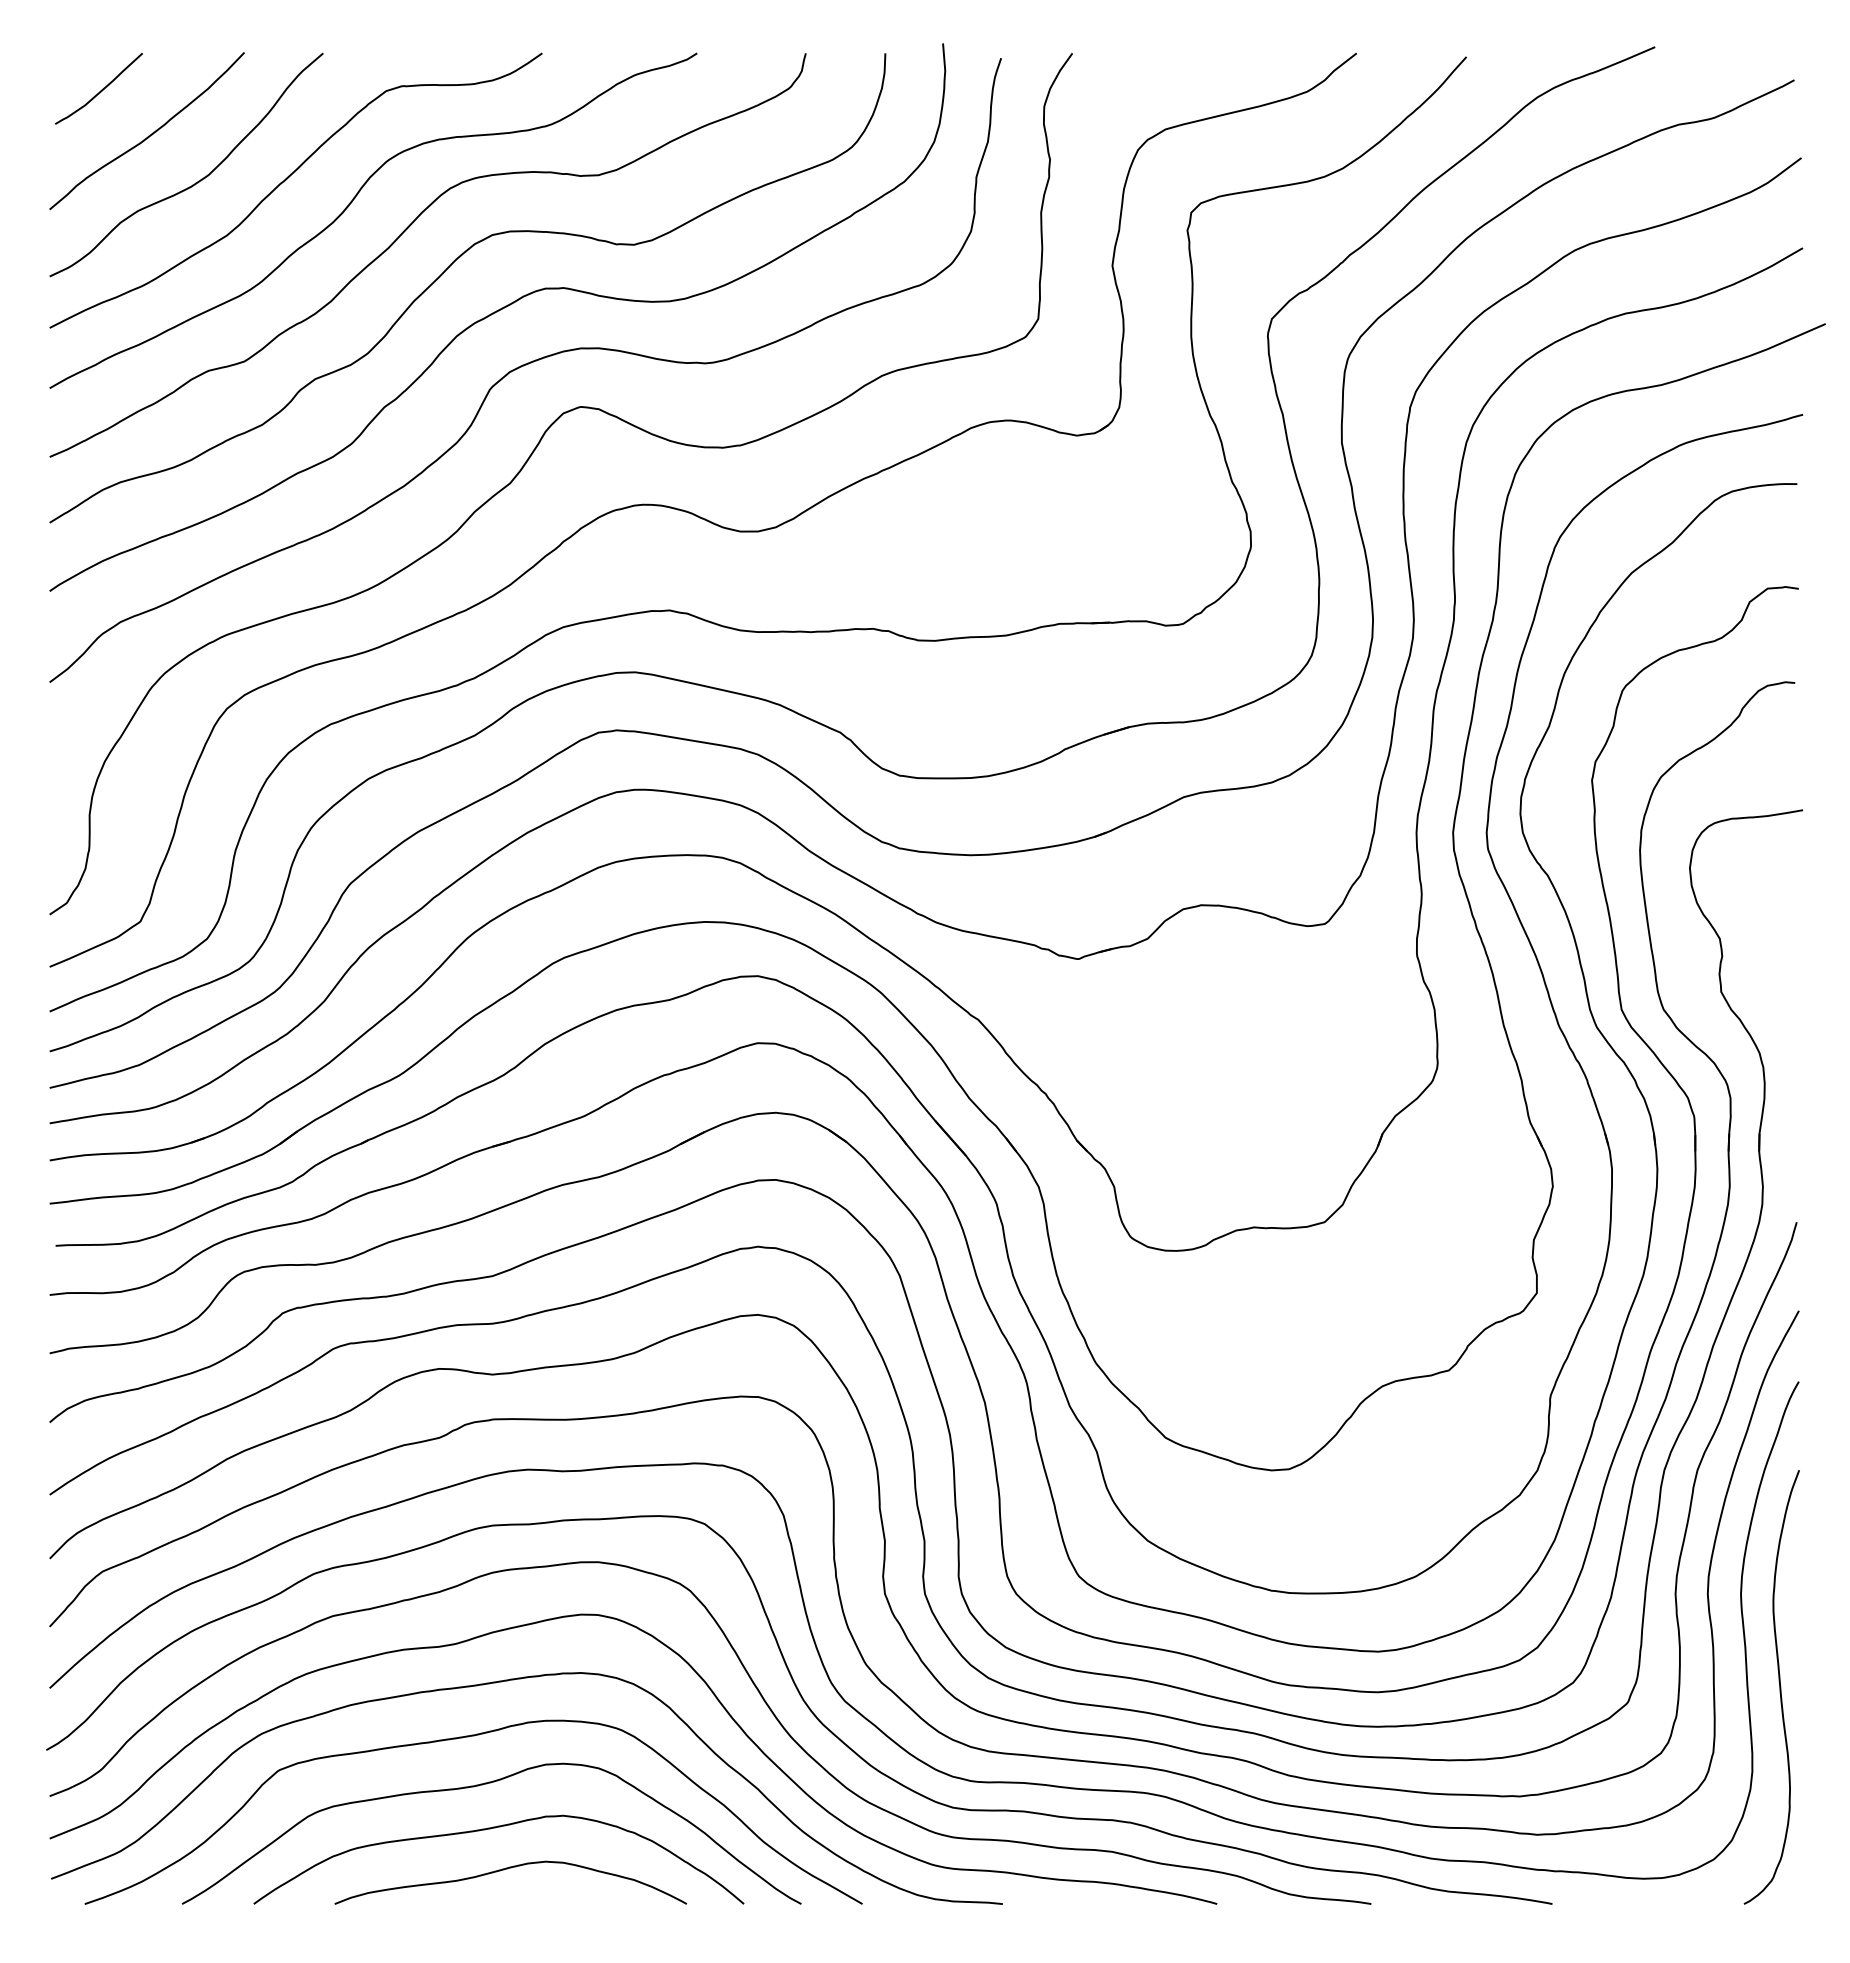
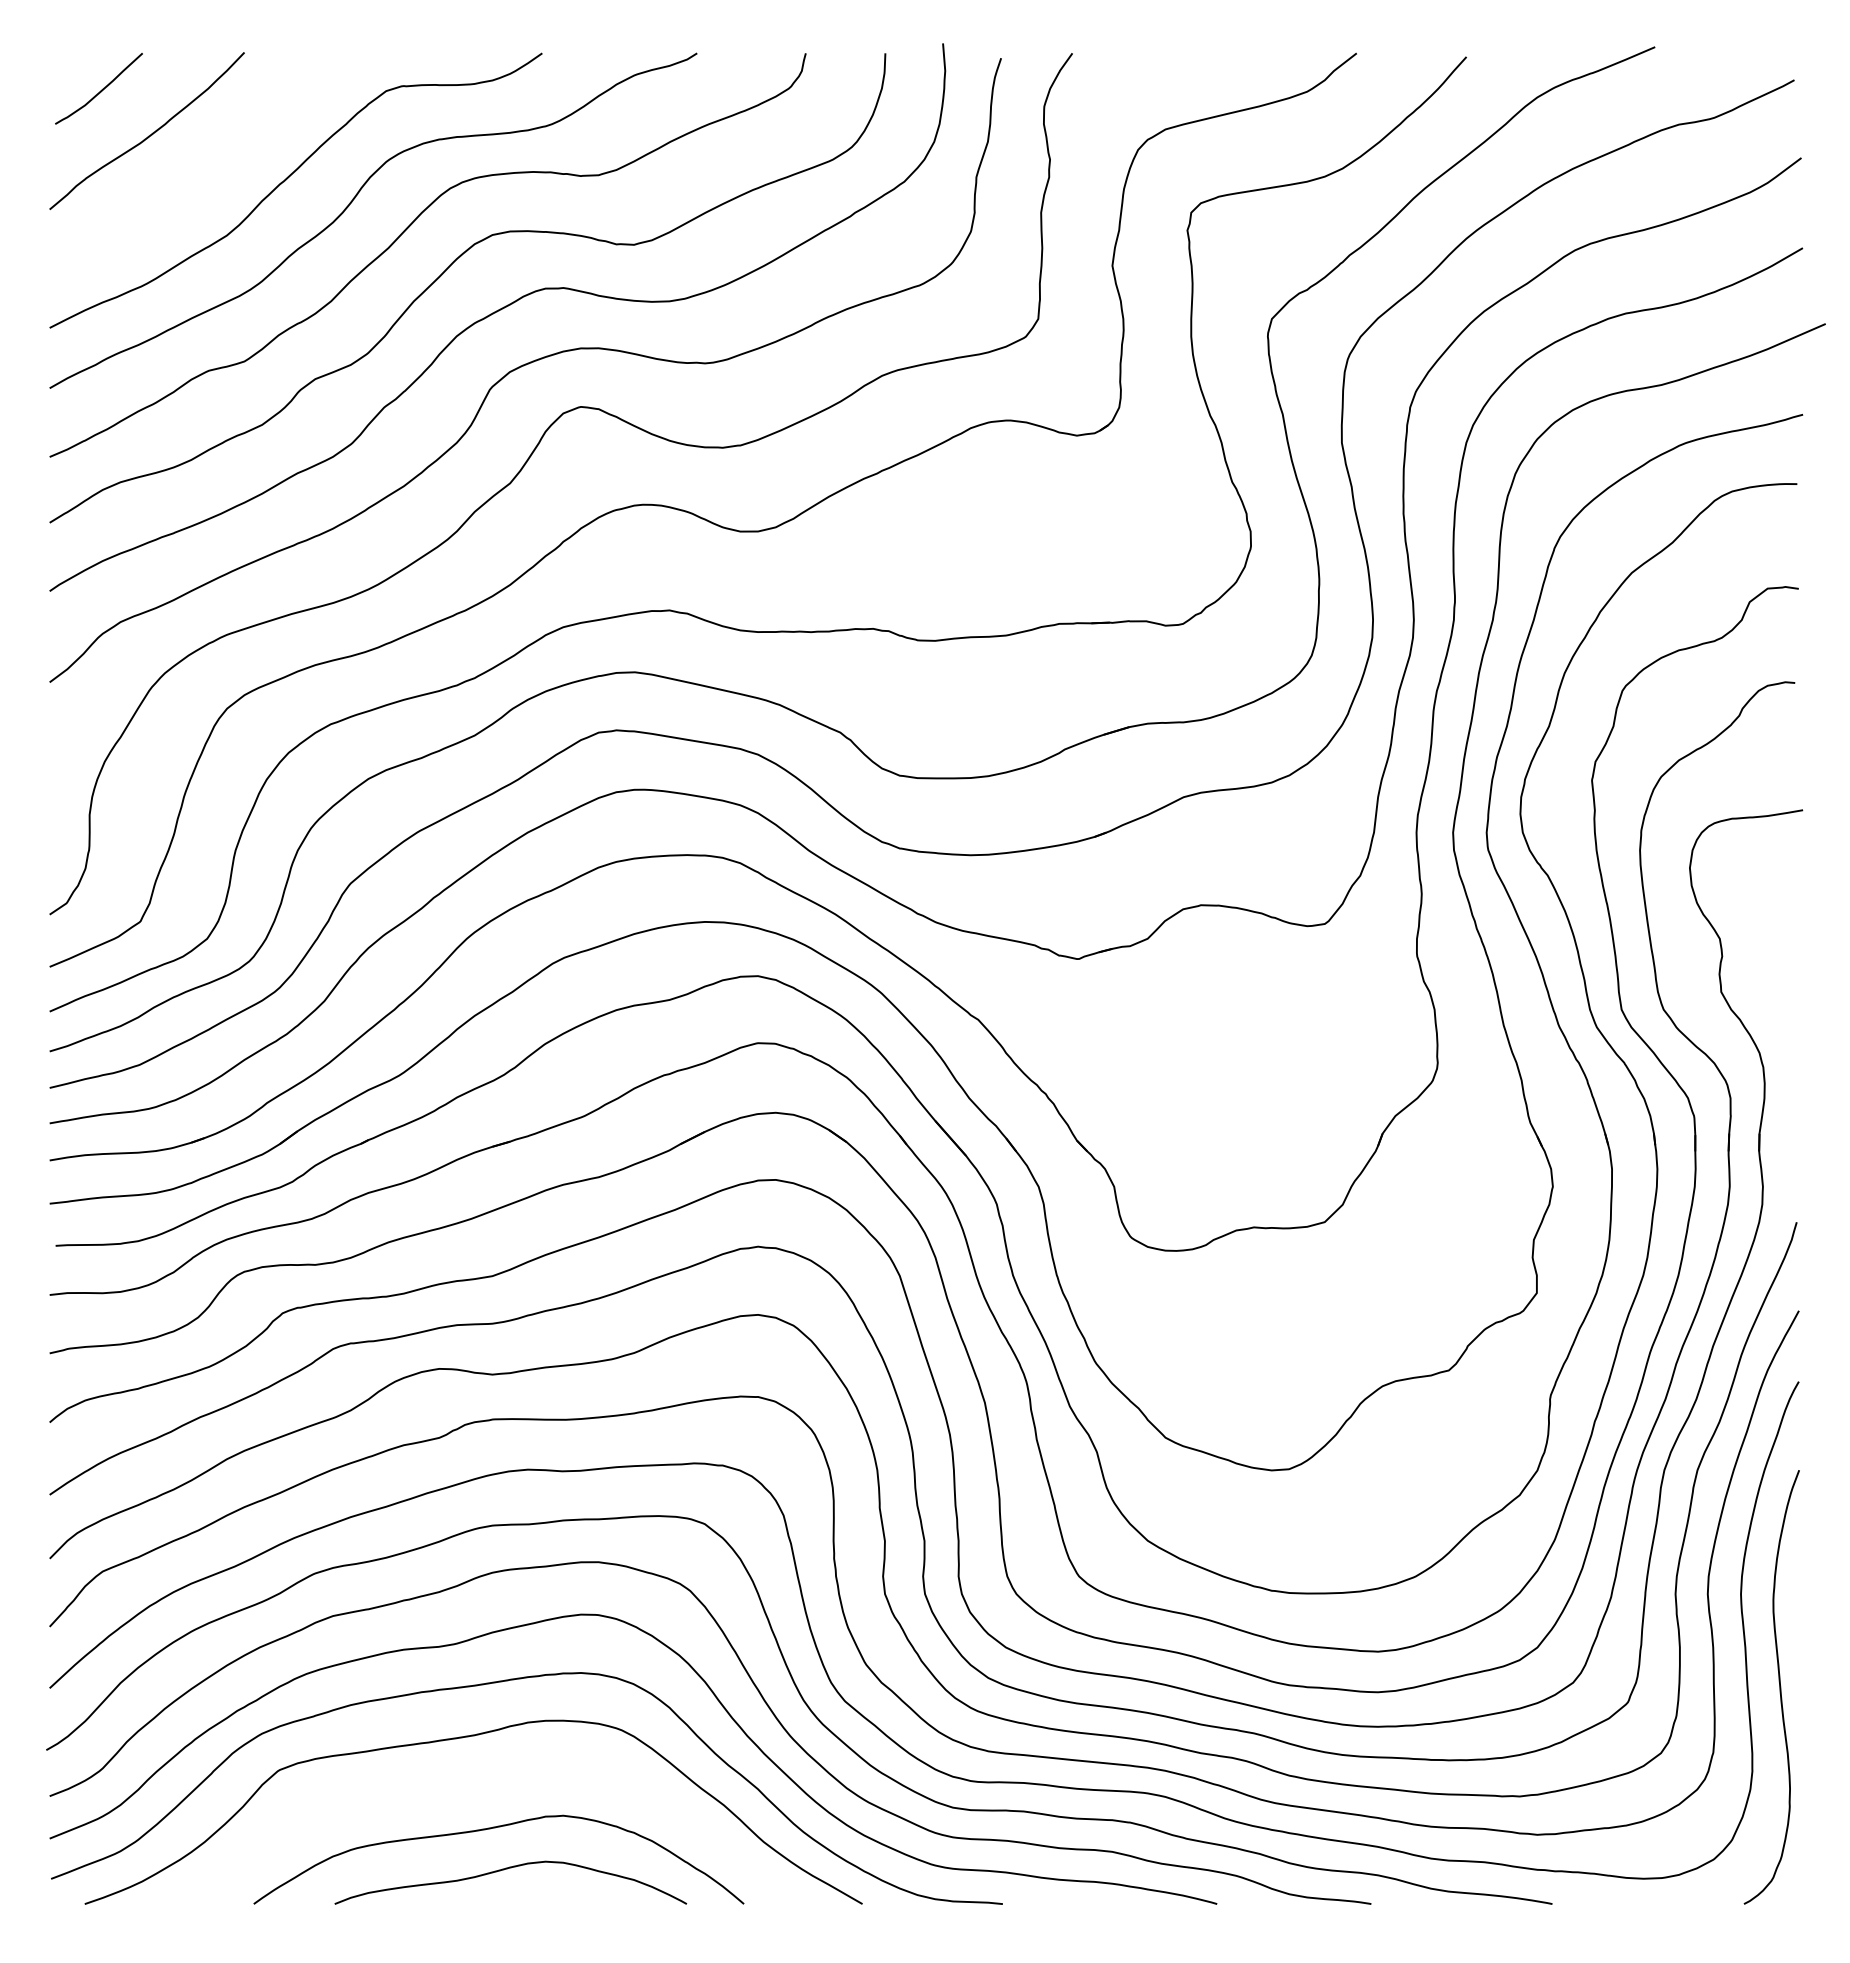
curve: present -> none (198, 180)
curve: present -> none (478, 1786)
